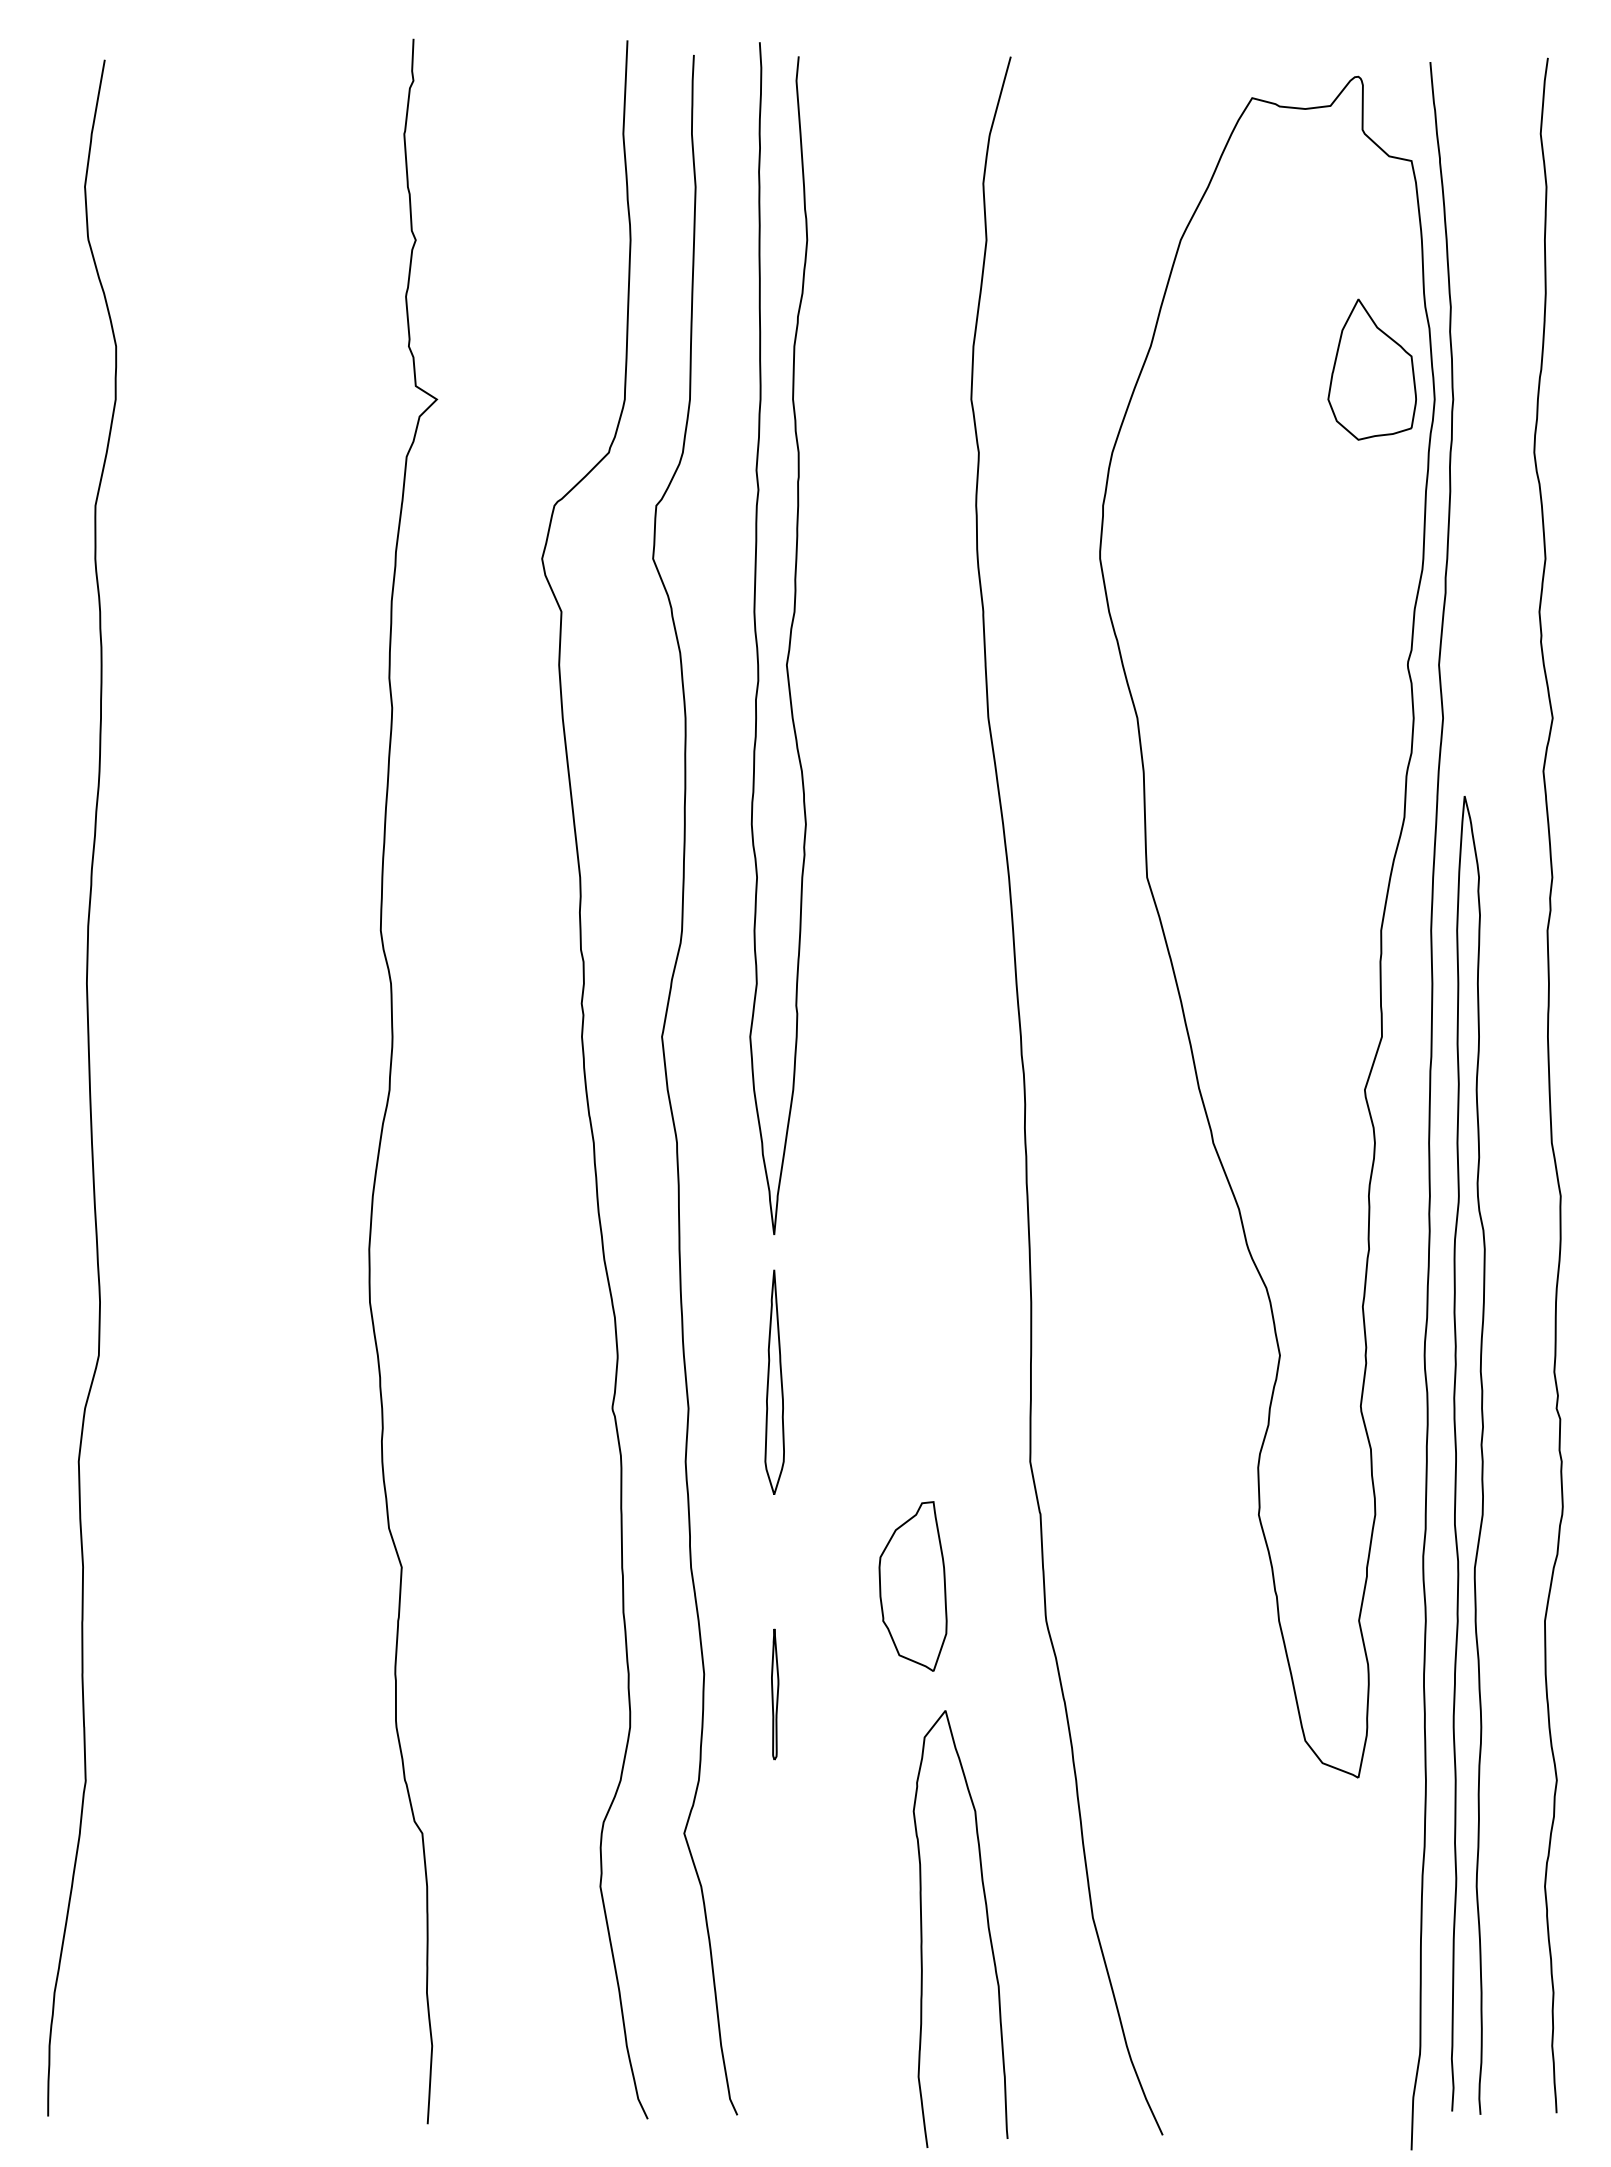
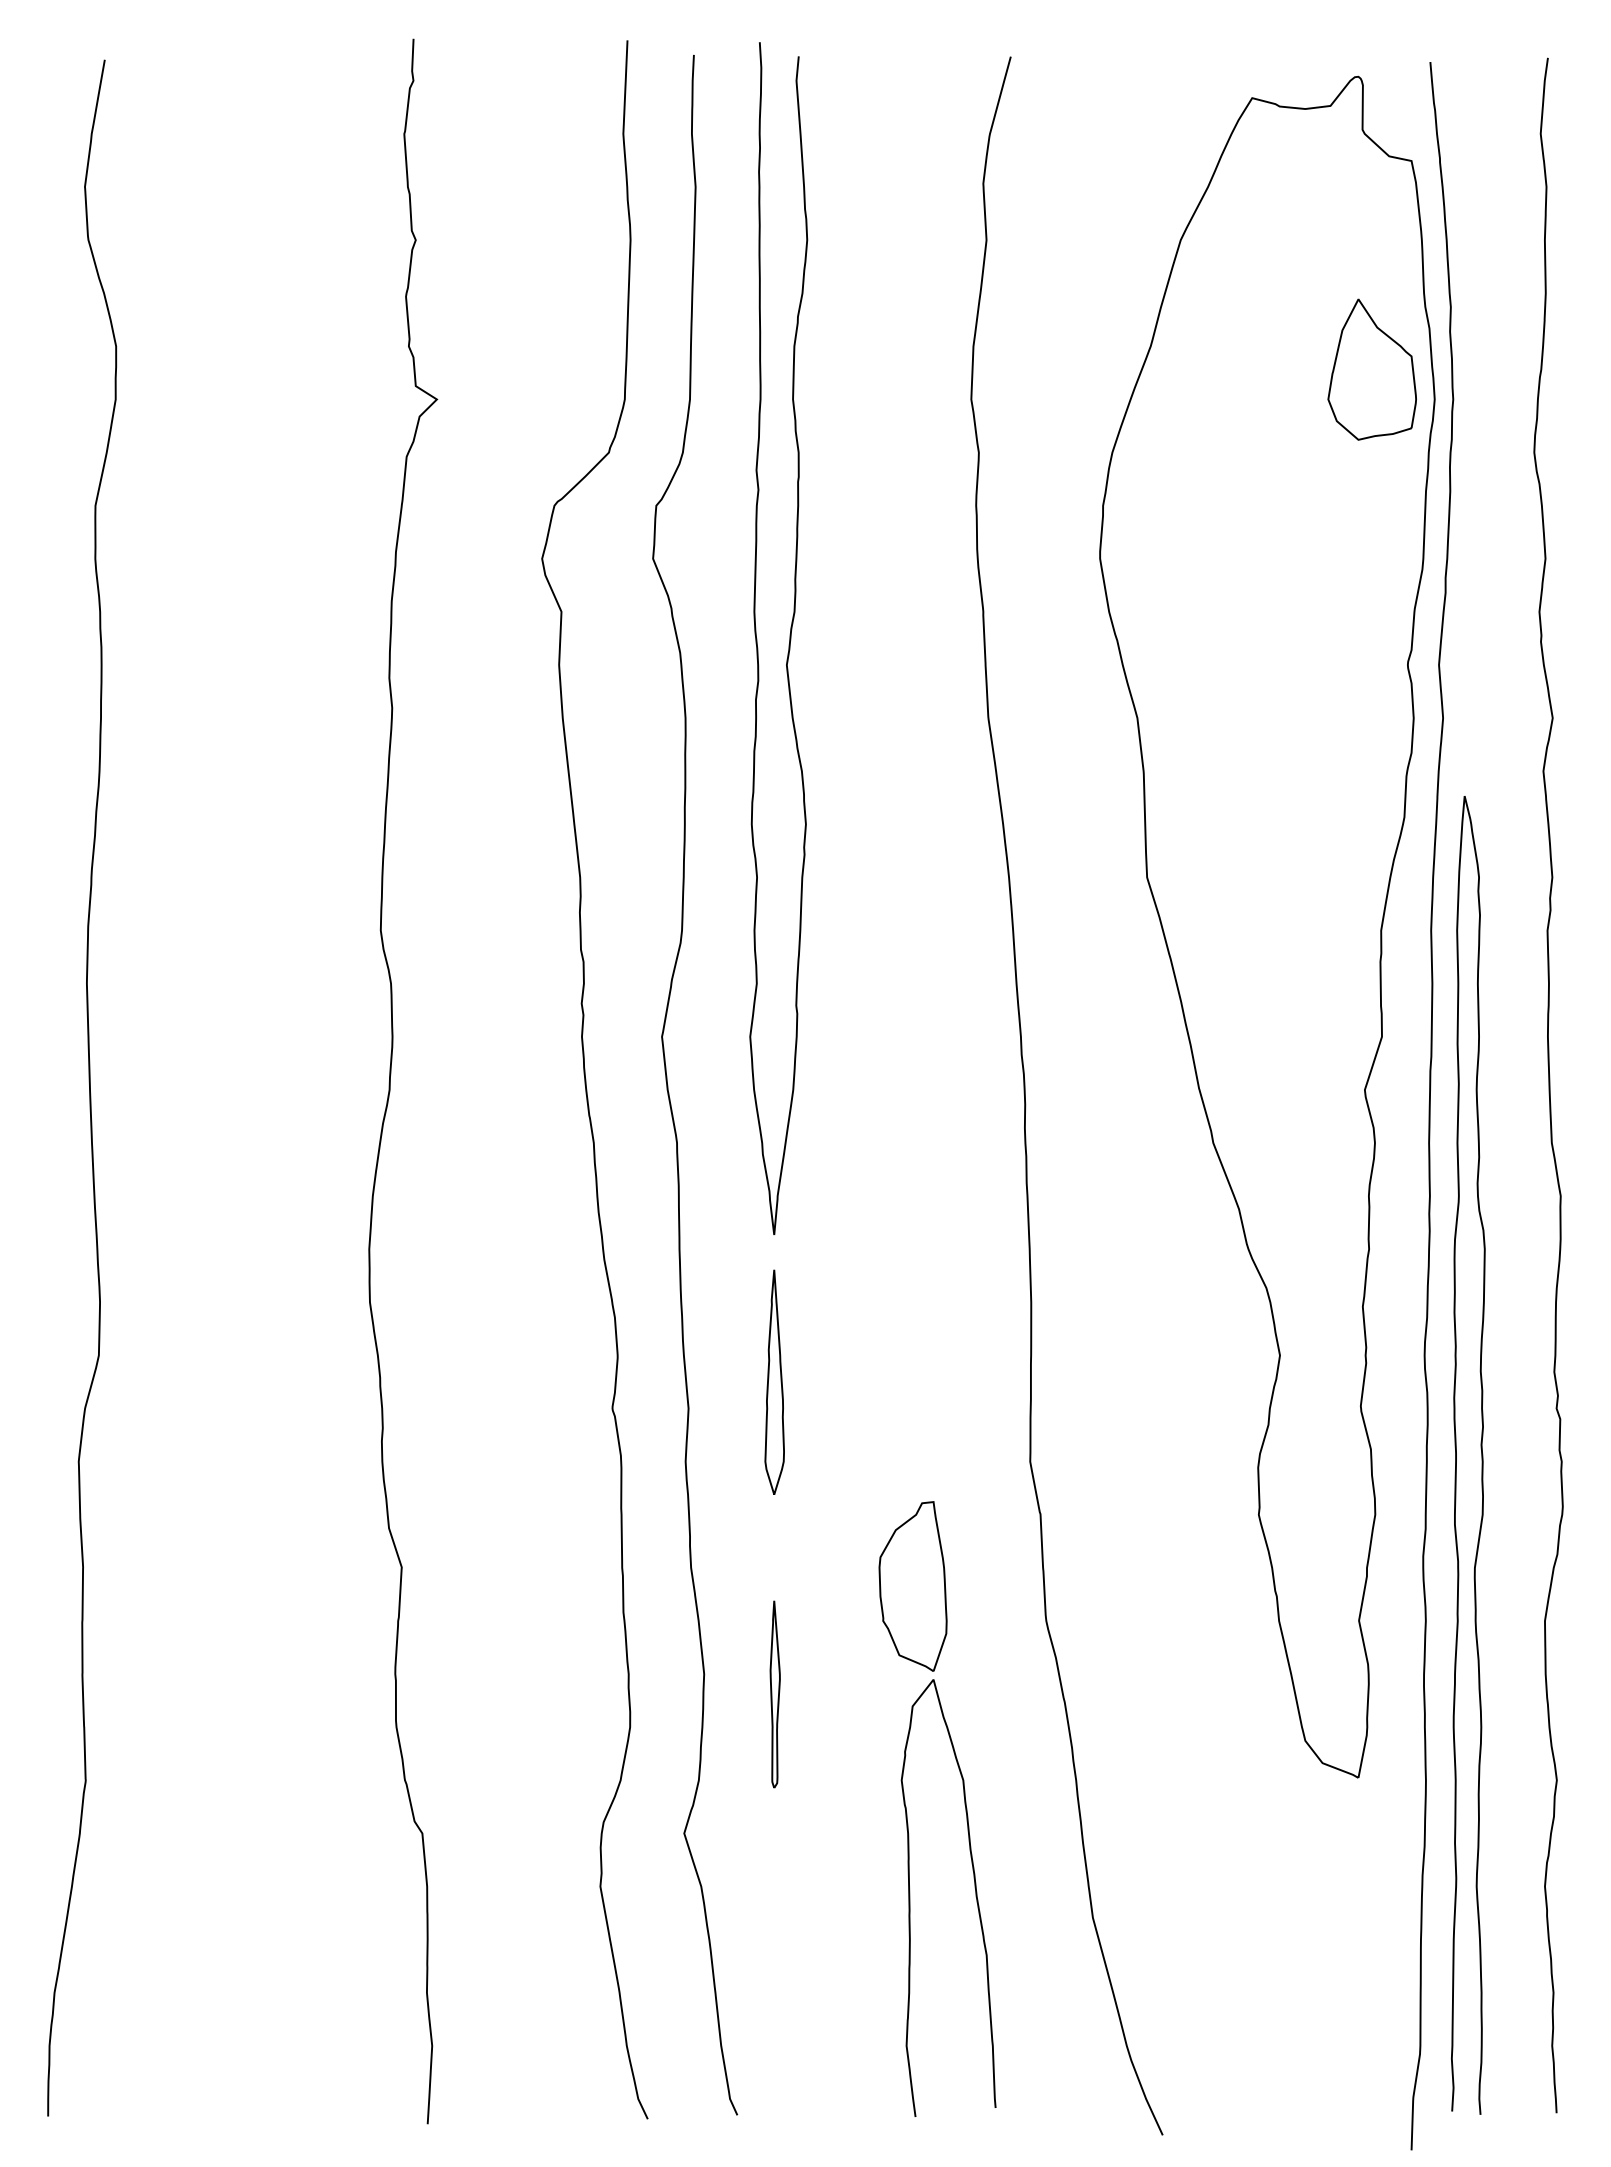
part size: 9x133 px -> 12x189 px (774, 1694)
curve position: (987, 1927) -> (975, 1896) (975, 1896)
